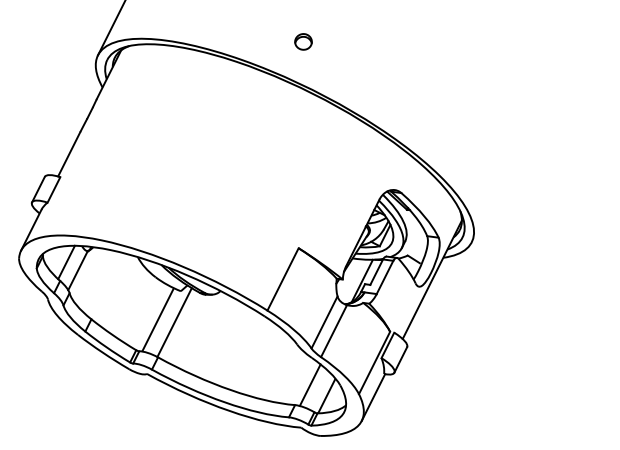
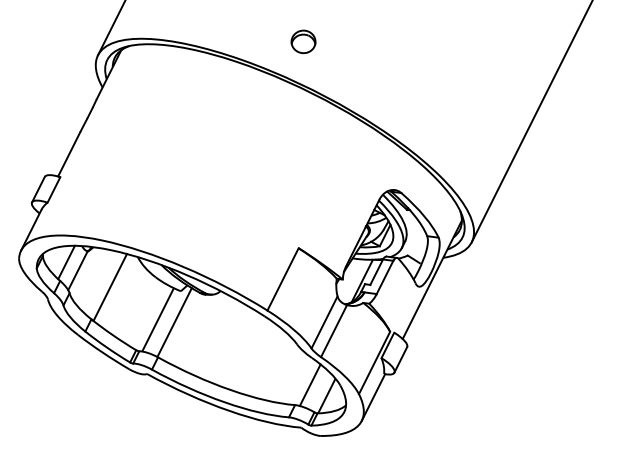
part size: 19x18 px -> 27x26 px (303, 41)
line: none -> present (531, 122)
line: none -> present (110, 287)
